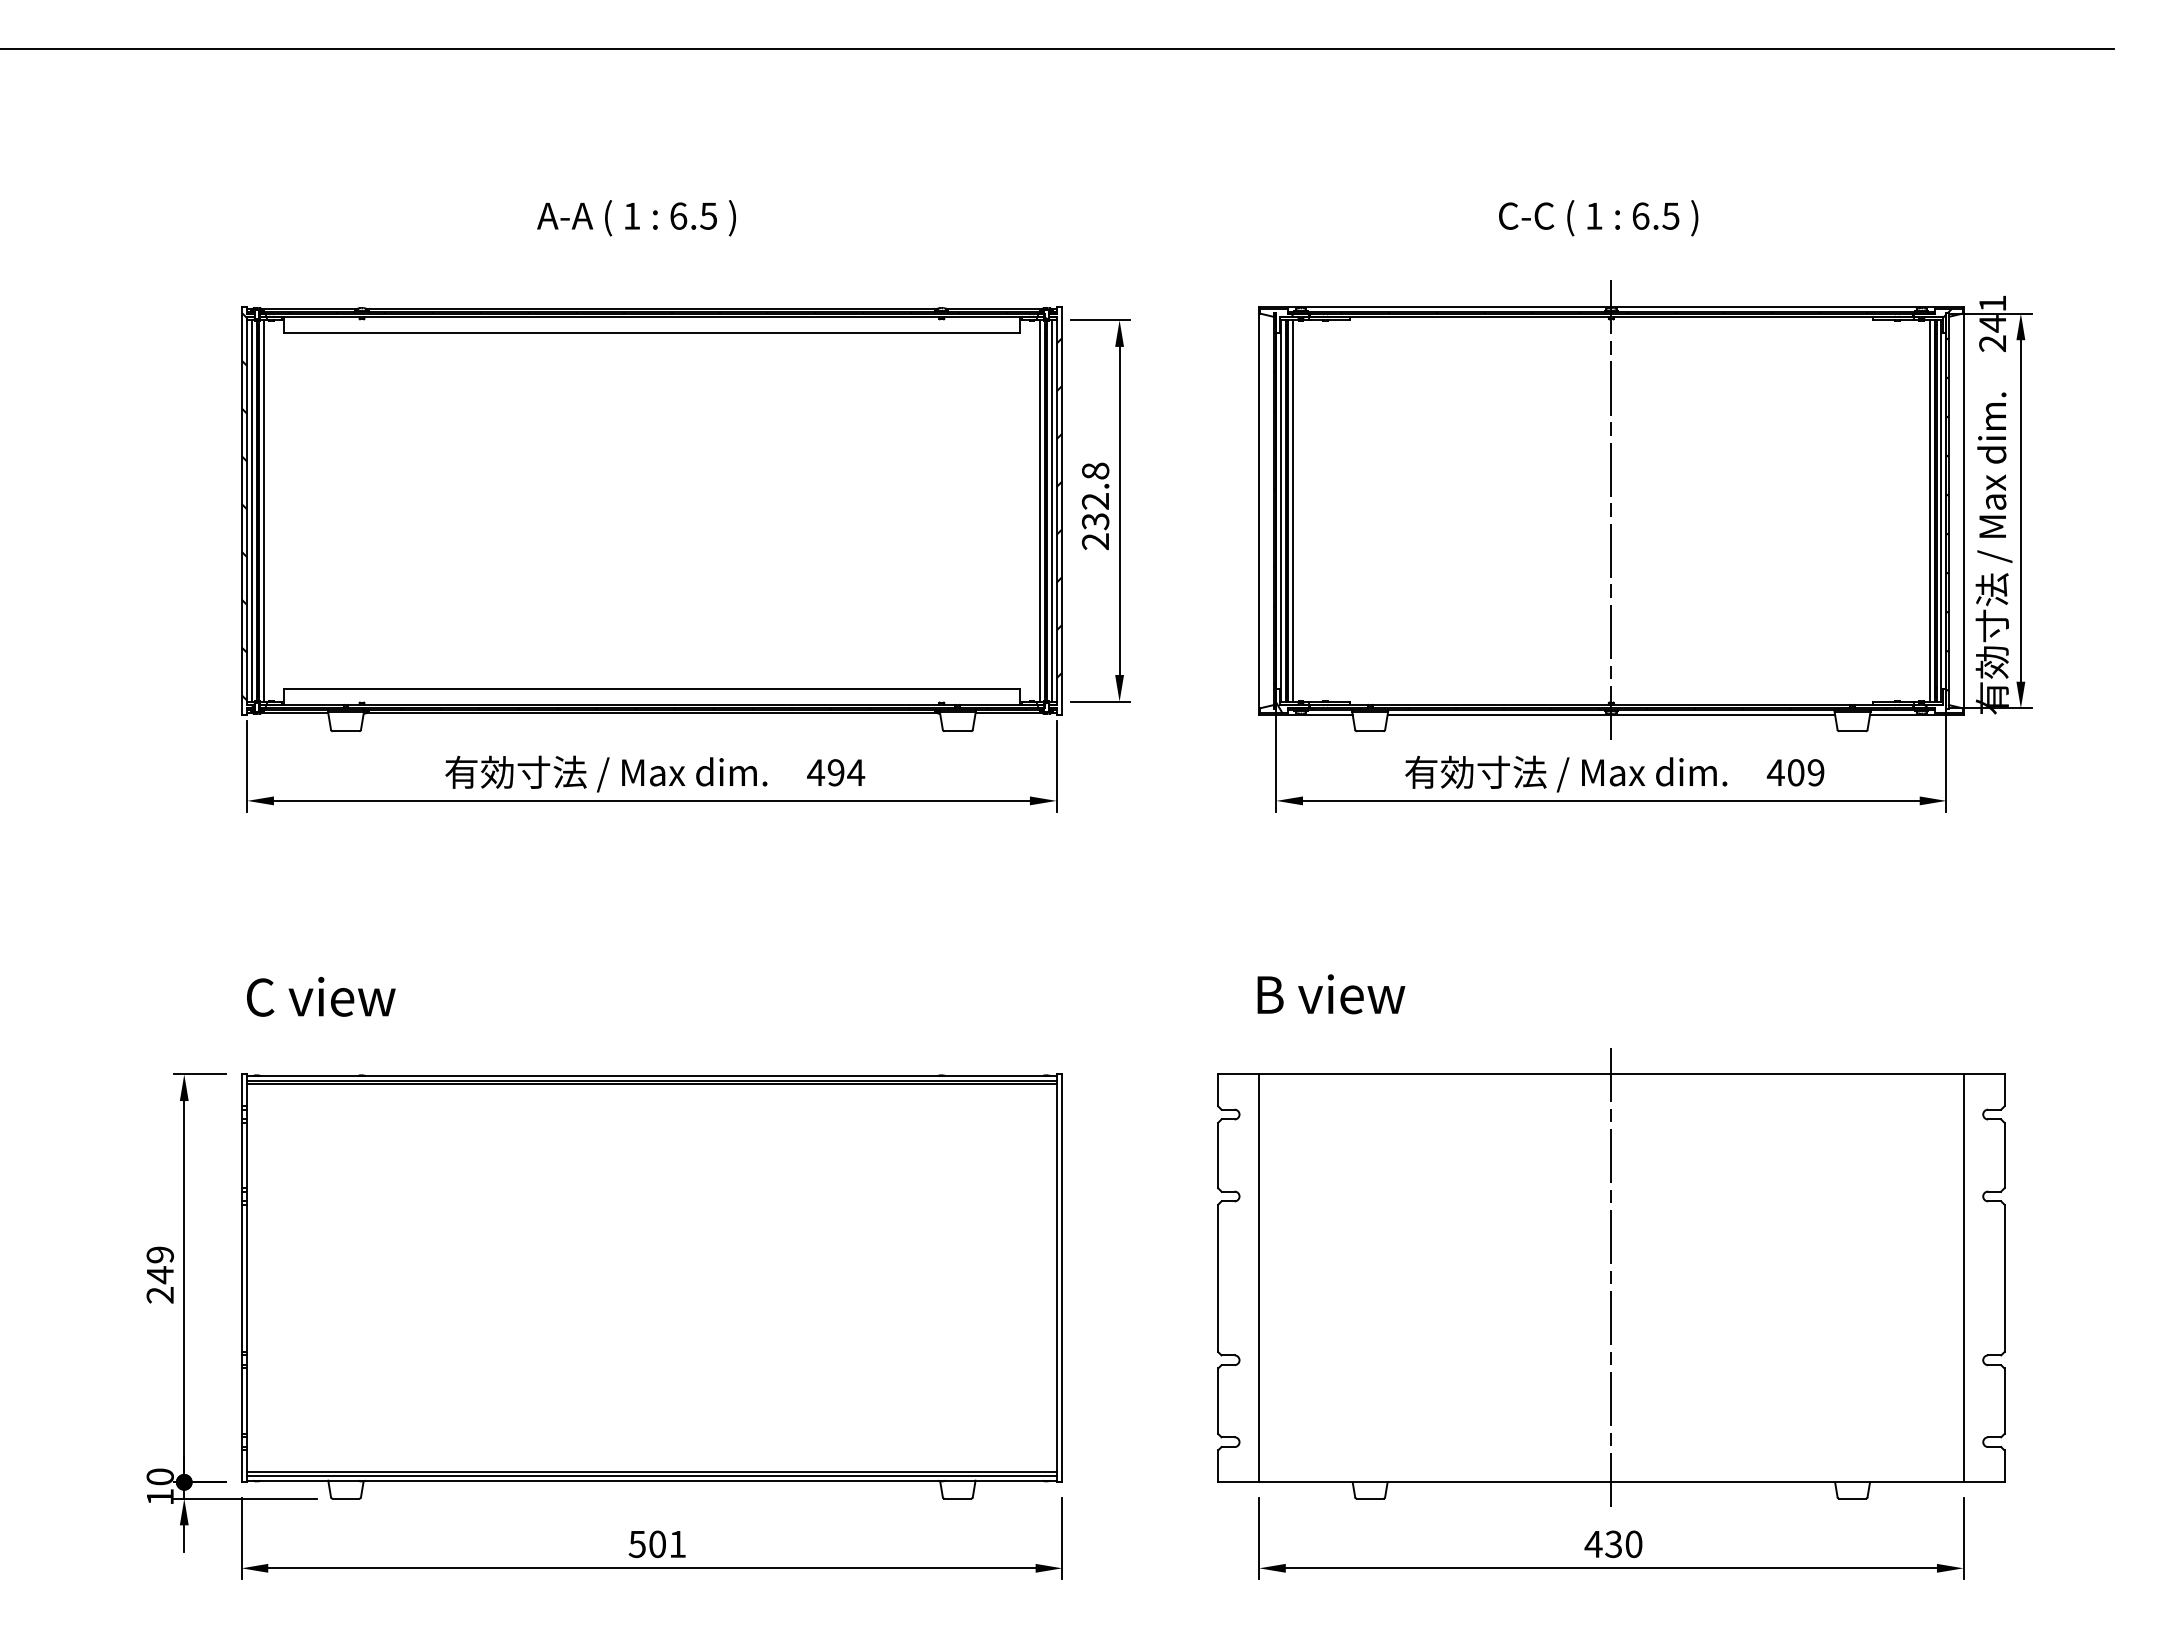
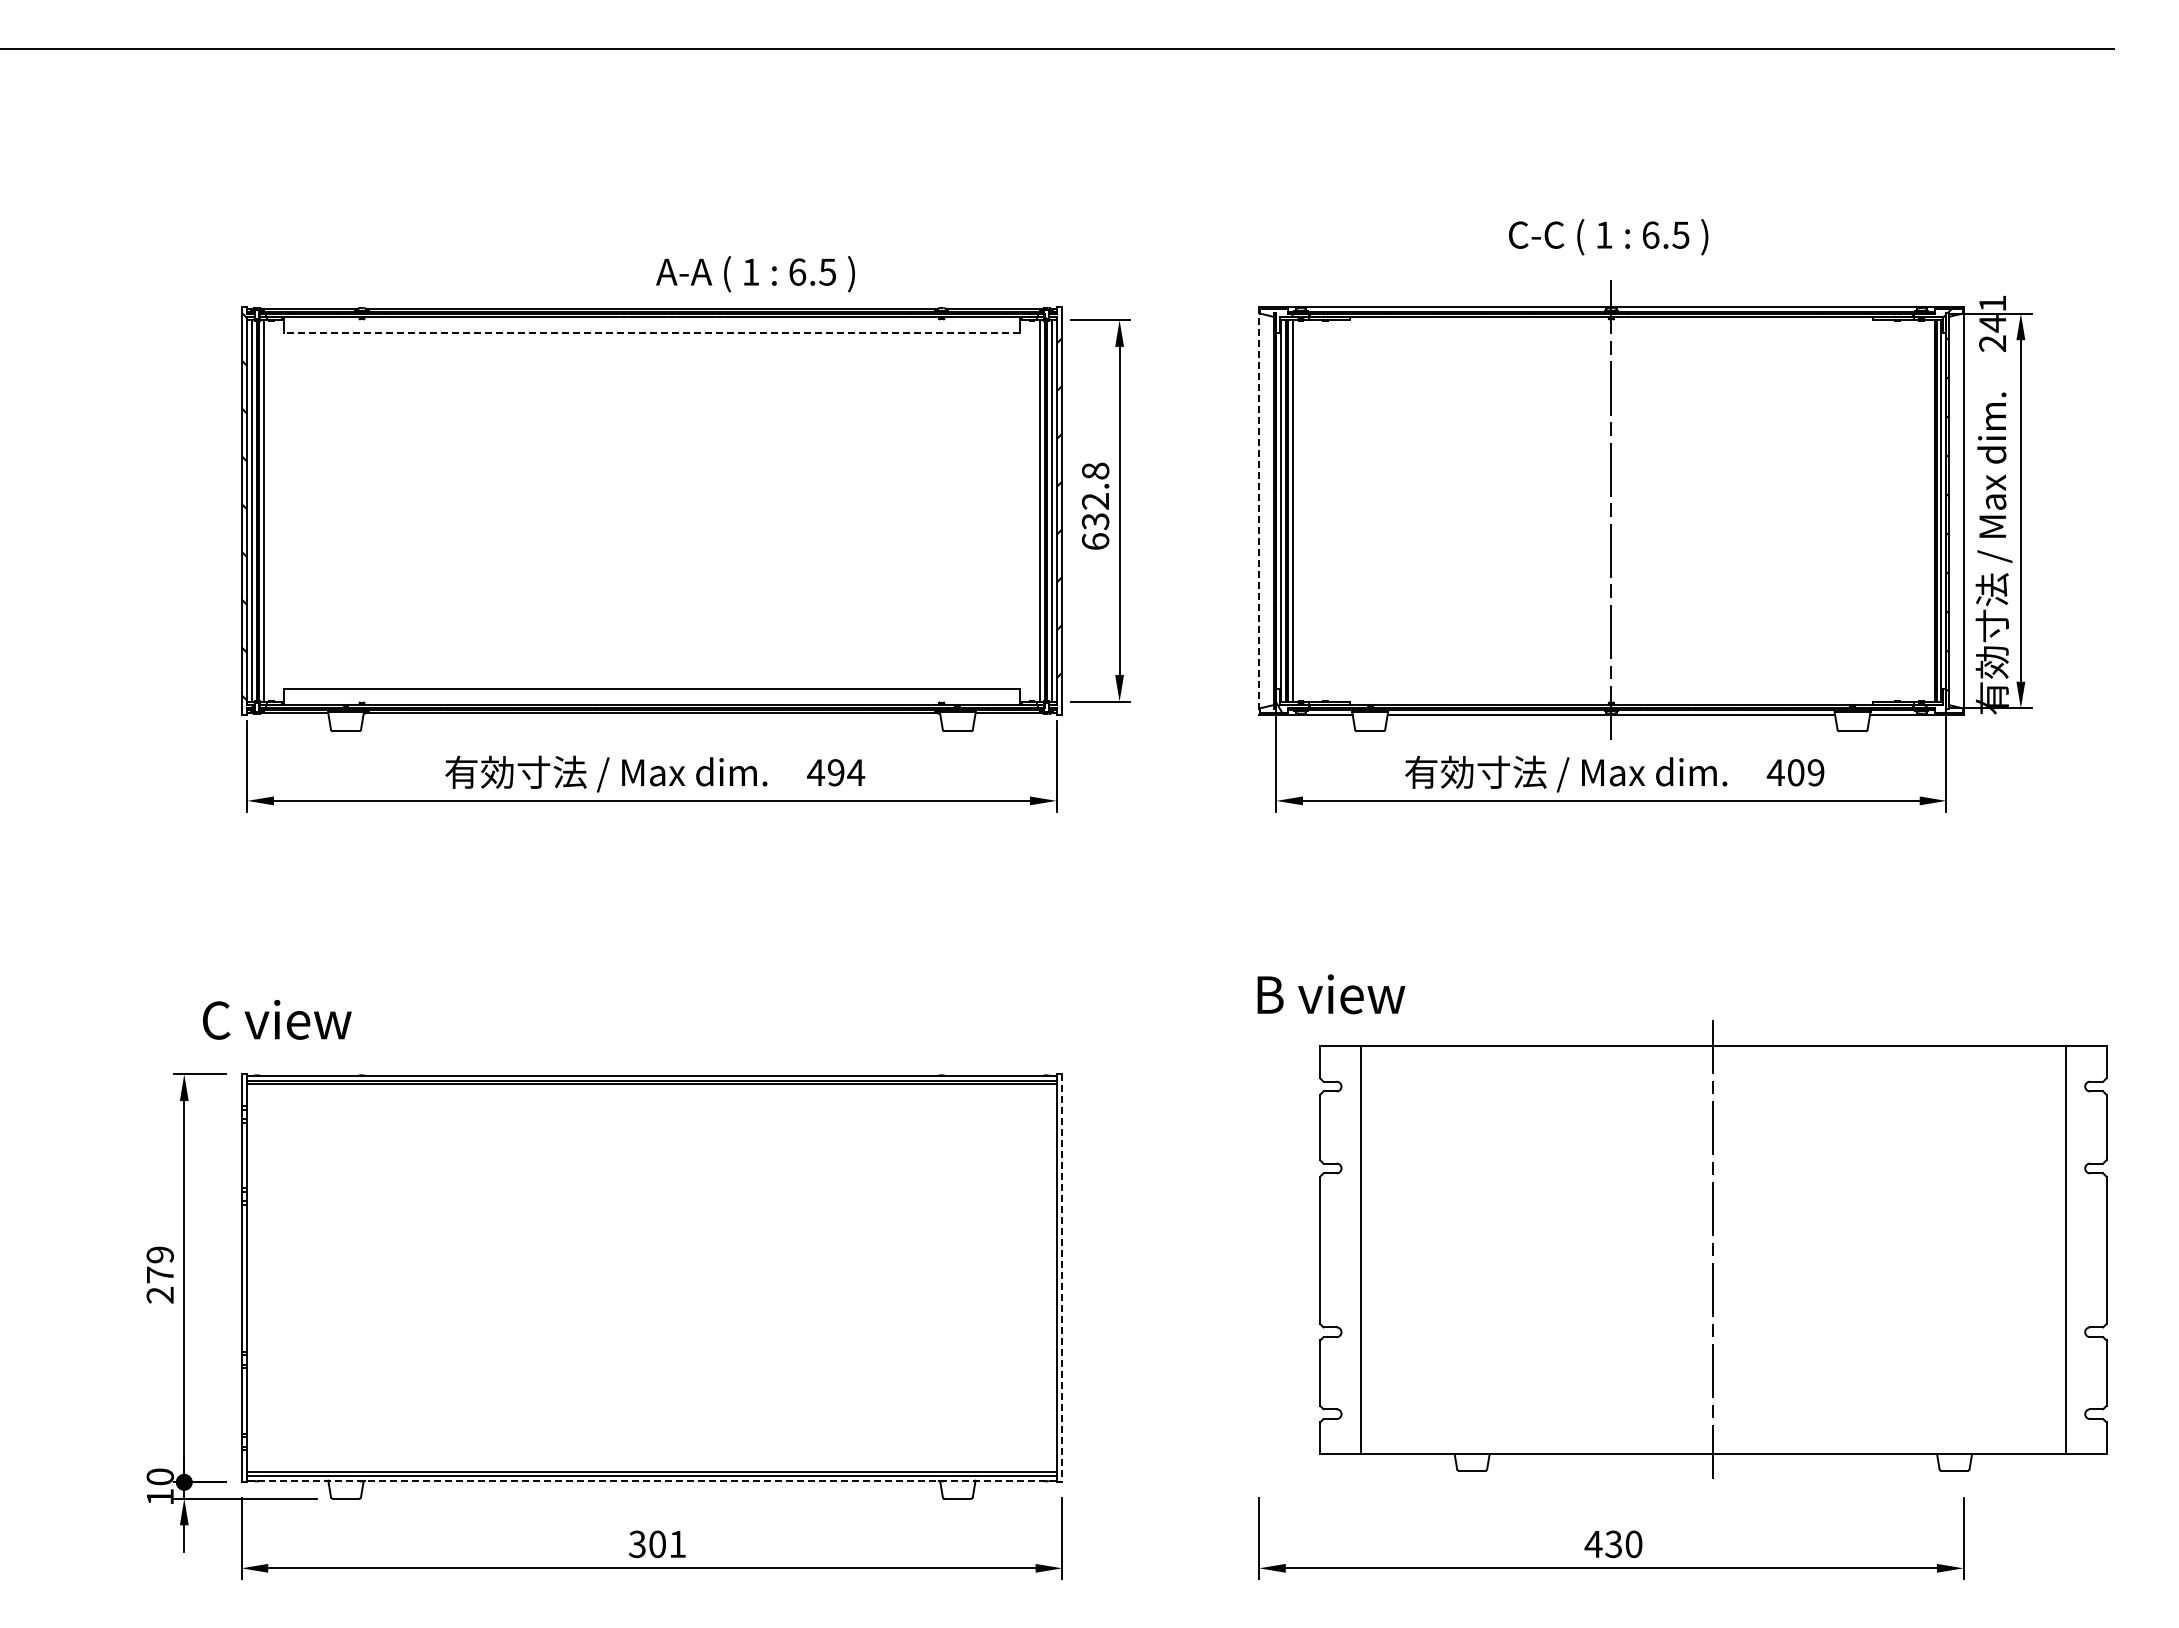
text position: (636, 218) -> (755, 274) (755, 274)
text position: (1598, 218) -> (1608, 237) (1608, 237)
line: solid -> dashed (651, 333)
line: solid -> dashed (1259, 510)
line: present -> none (1929, 510)
text: 232.8 -> 632.8 (1095, 541)
text position: (321, 996) -> (277, 1019) (277, 1019)
text: 249 -> 279 (160, 1275)
part position: (1611, 1277) -> (1713, 1249) (1713, 1249)
line: solid -> dashed (1062, 1278)
line: solid -> dashed (651, 1480)
text: 501 -> 301 (637, 1543)
